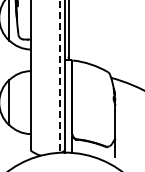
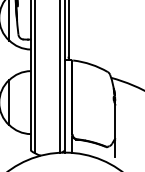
line: dashed -> solid (60, 76)
line: none -> present (35, 77)
